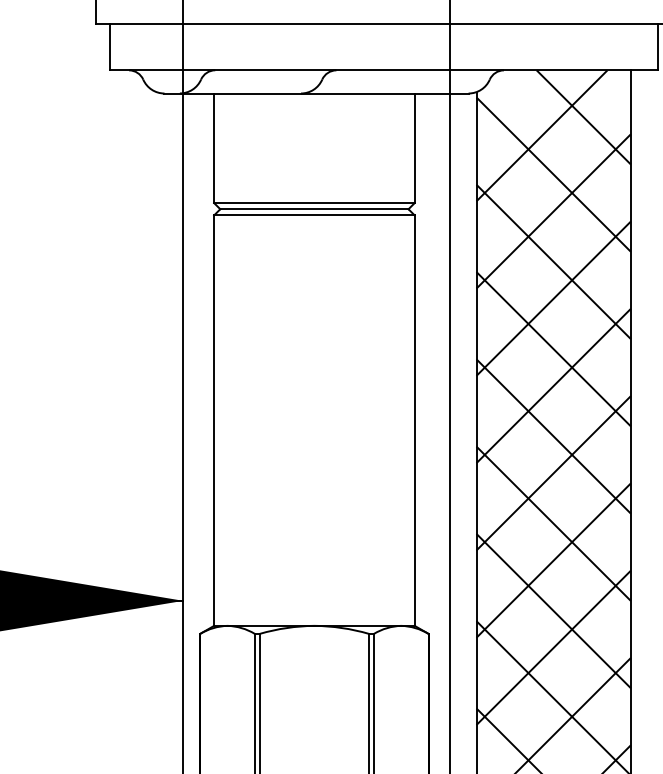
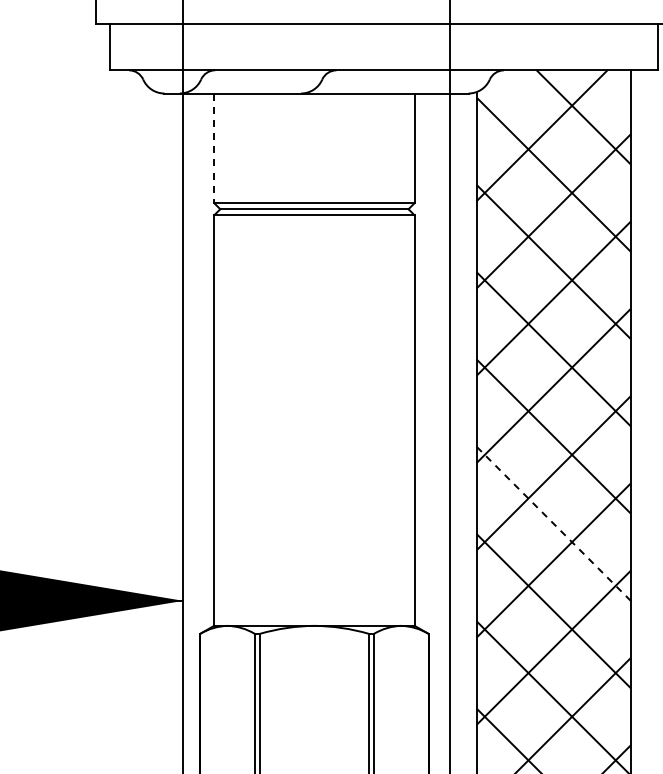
line: solid -> dashed (214, 148)
line: solid -> dashed (553, 523)
